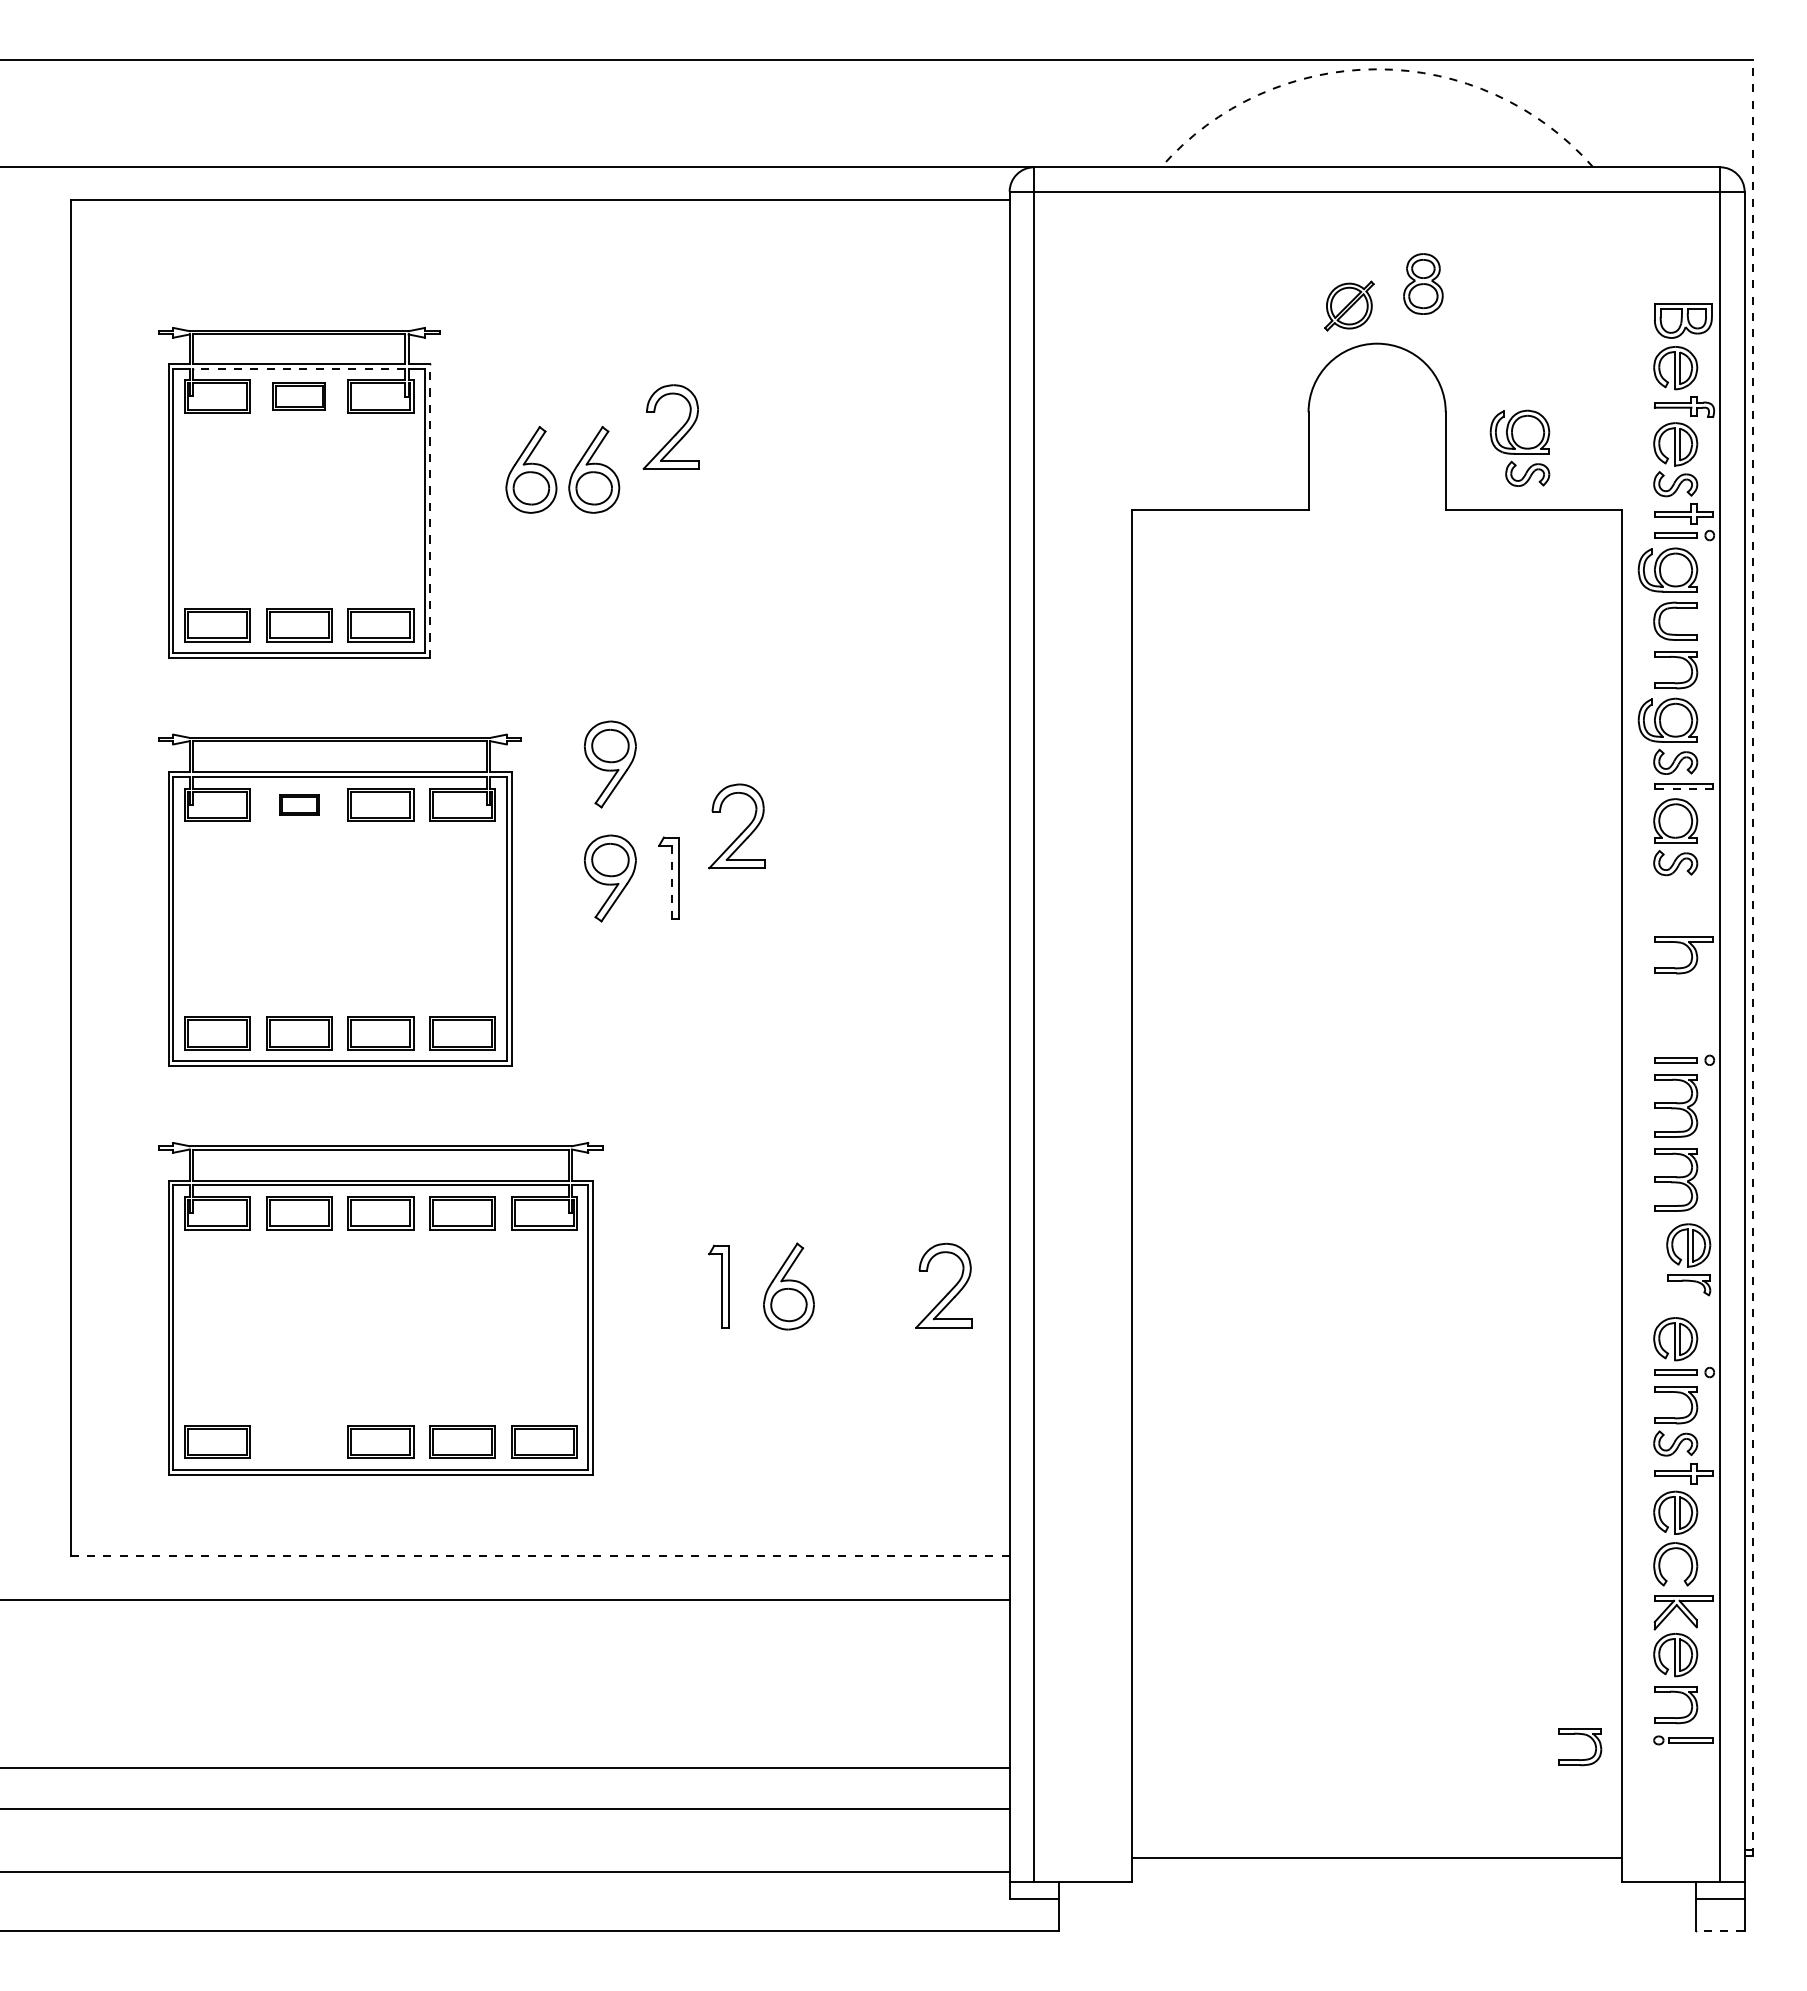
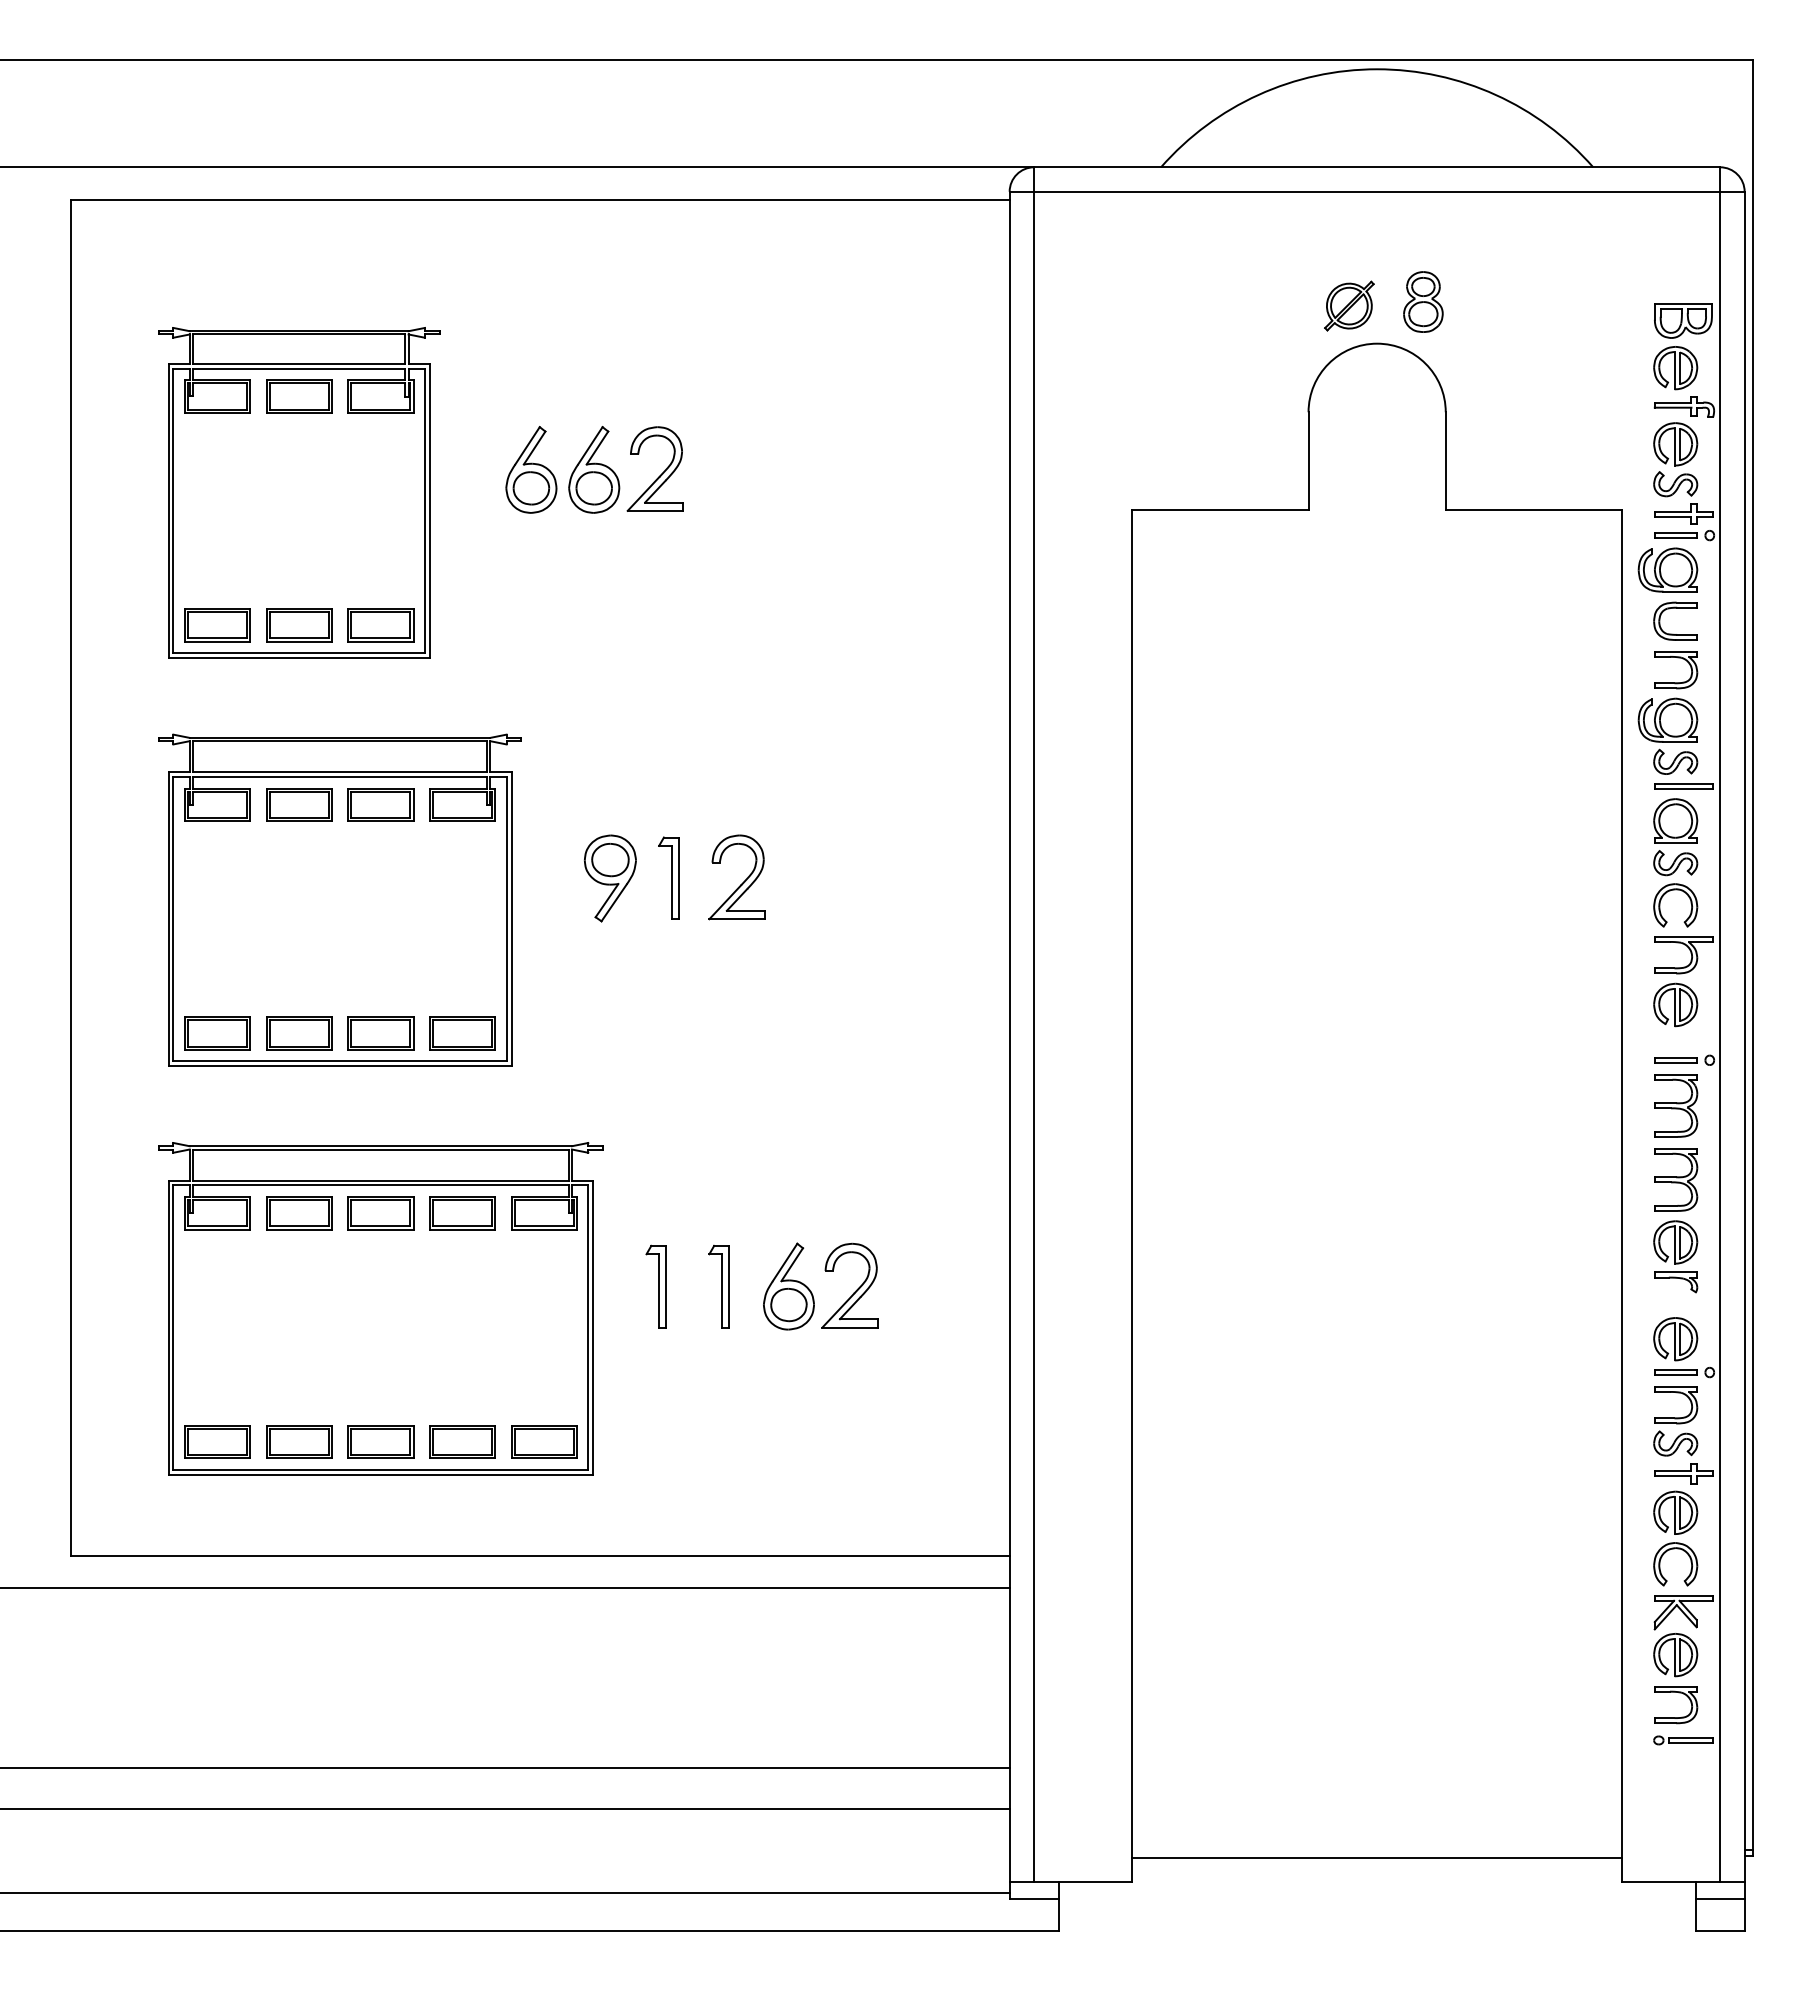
arc: dashed -> solid (1377, 69)
part position: (1423, 283) -> (1423, 301) (1423, 301)
line: dashed -> solid (298, 368)
part size: 54x29 px -> 67x35 px (299, 396)
part position: (676, 432) -> (660, 474) (660, 474)
part: present -> none (1519, 447)
line: dashed -> solid (429, 510)
part: present -> none (609, 764)
line: dashed -> solid (1683, 788)
part size: 41x22 px -> 67x34 px (299, 804)
part position: (742, 831) -> (742, 882) (742, 882)
line: dashed -> solid (671, 882)
part: none -> present (1662, 898)
line: dashed -> solid (1752, 957)
part: none -> present (1675, 1004)
part position: (1688, 1259) -> (1675, 1256) (1675, 1256)
part: none -> present (655, 1286)
part position: (949, 1290) -> (855, 1290) (855, 1290)
part: none -> present (299, 1441)
line: dashed -> solid (540, 1555)
line position: (505, 1600) -> (505, 1588) (505, 1588)
part: present -> none (1580, 1759)
line position: (505, 1872) -> (505, 1893) (505, 1893)
line: dashed -> solid (1719, 1931)
